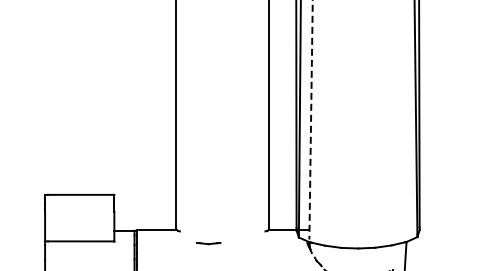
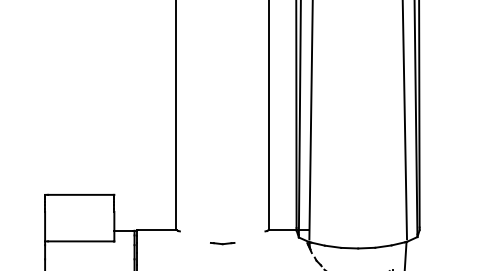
line: dashed -> solid (311, 120)
line: none -> present (404, 120)
line position: (208, 243) -> (222, 243) (222, 243)
